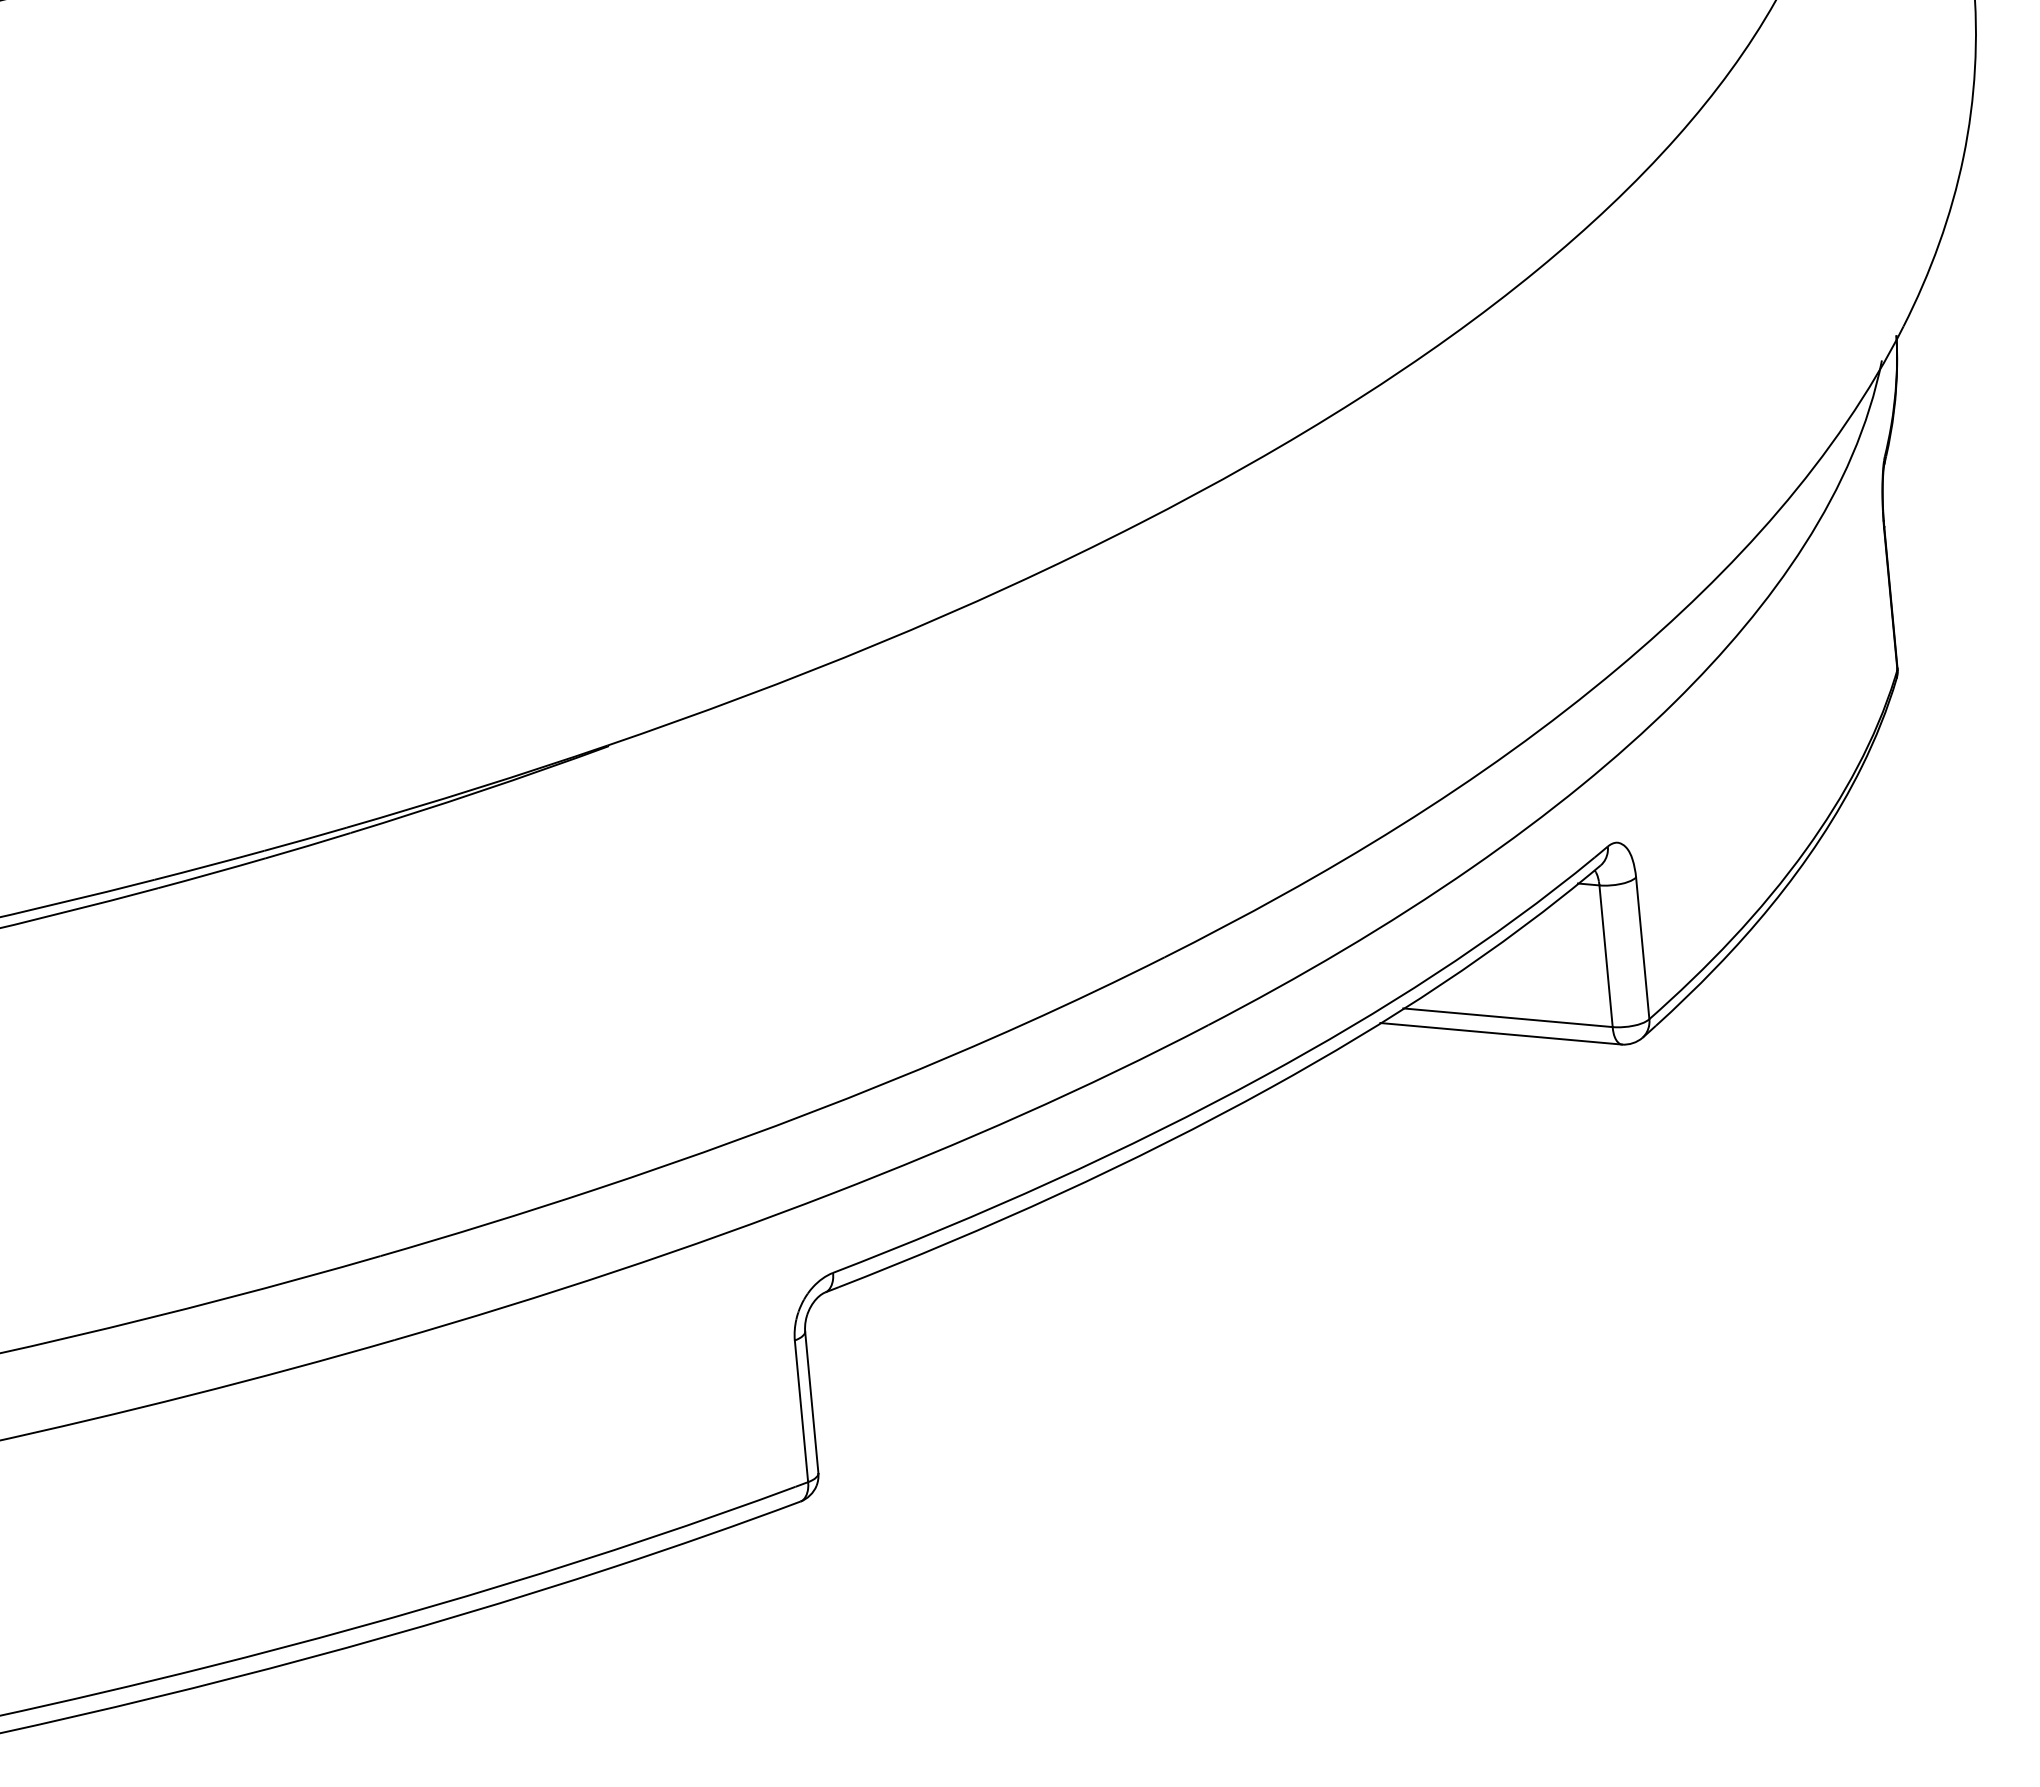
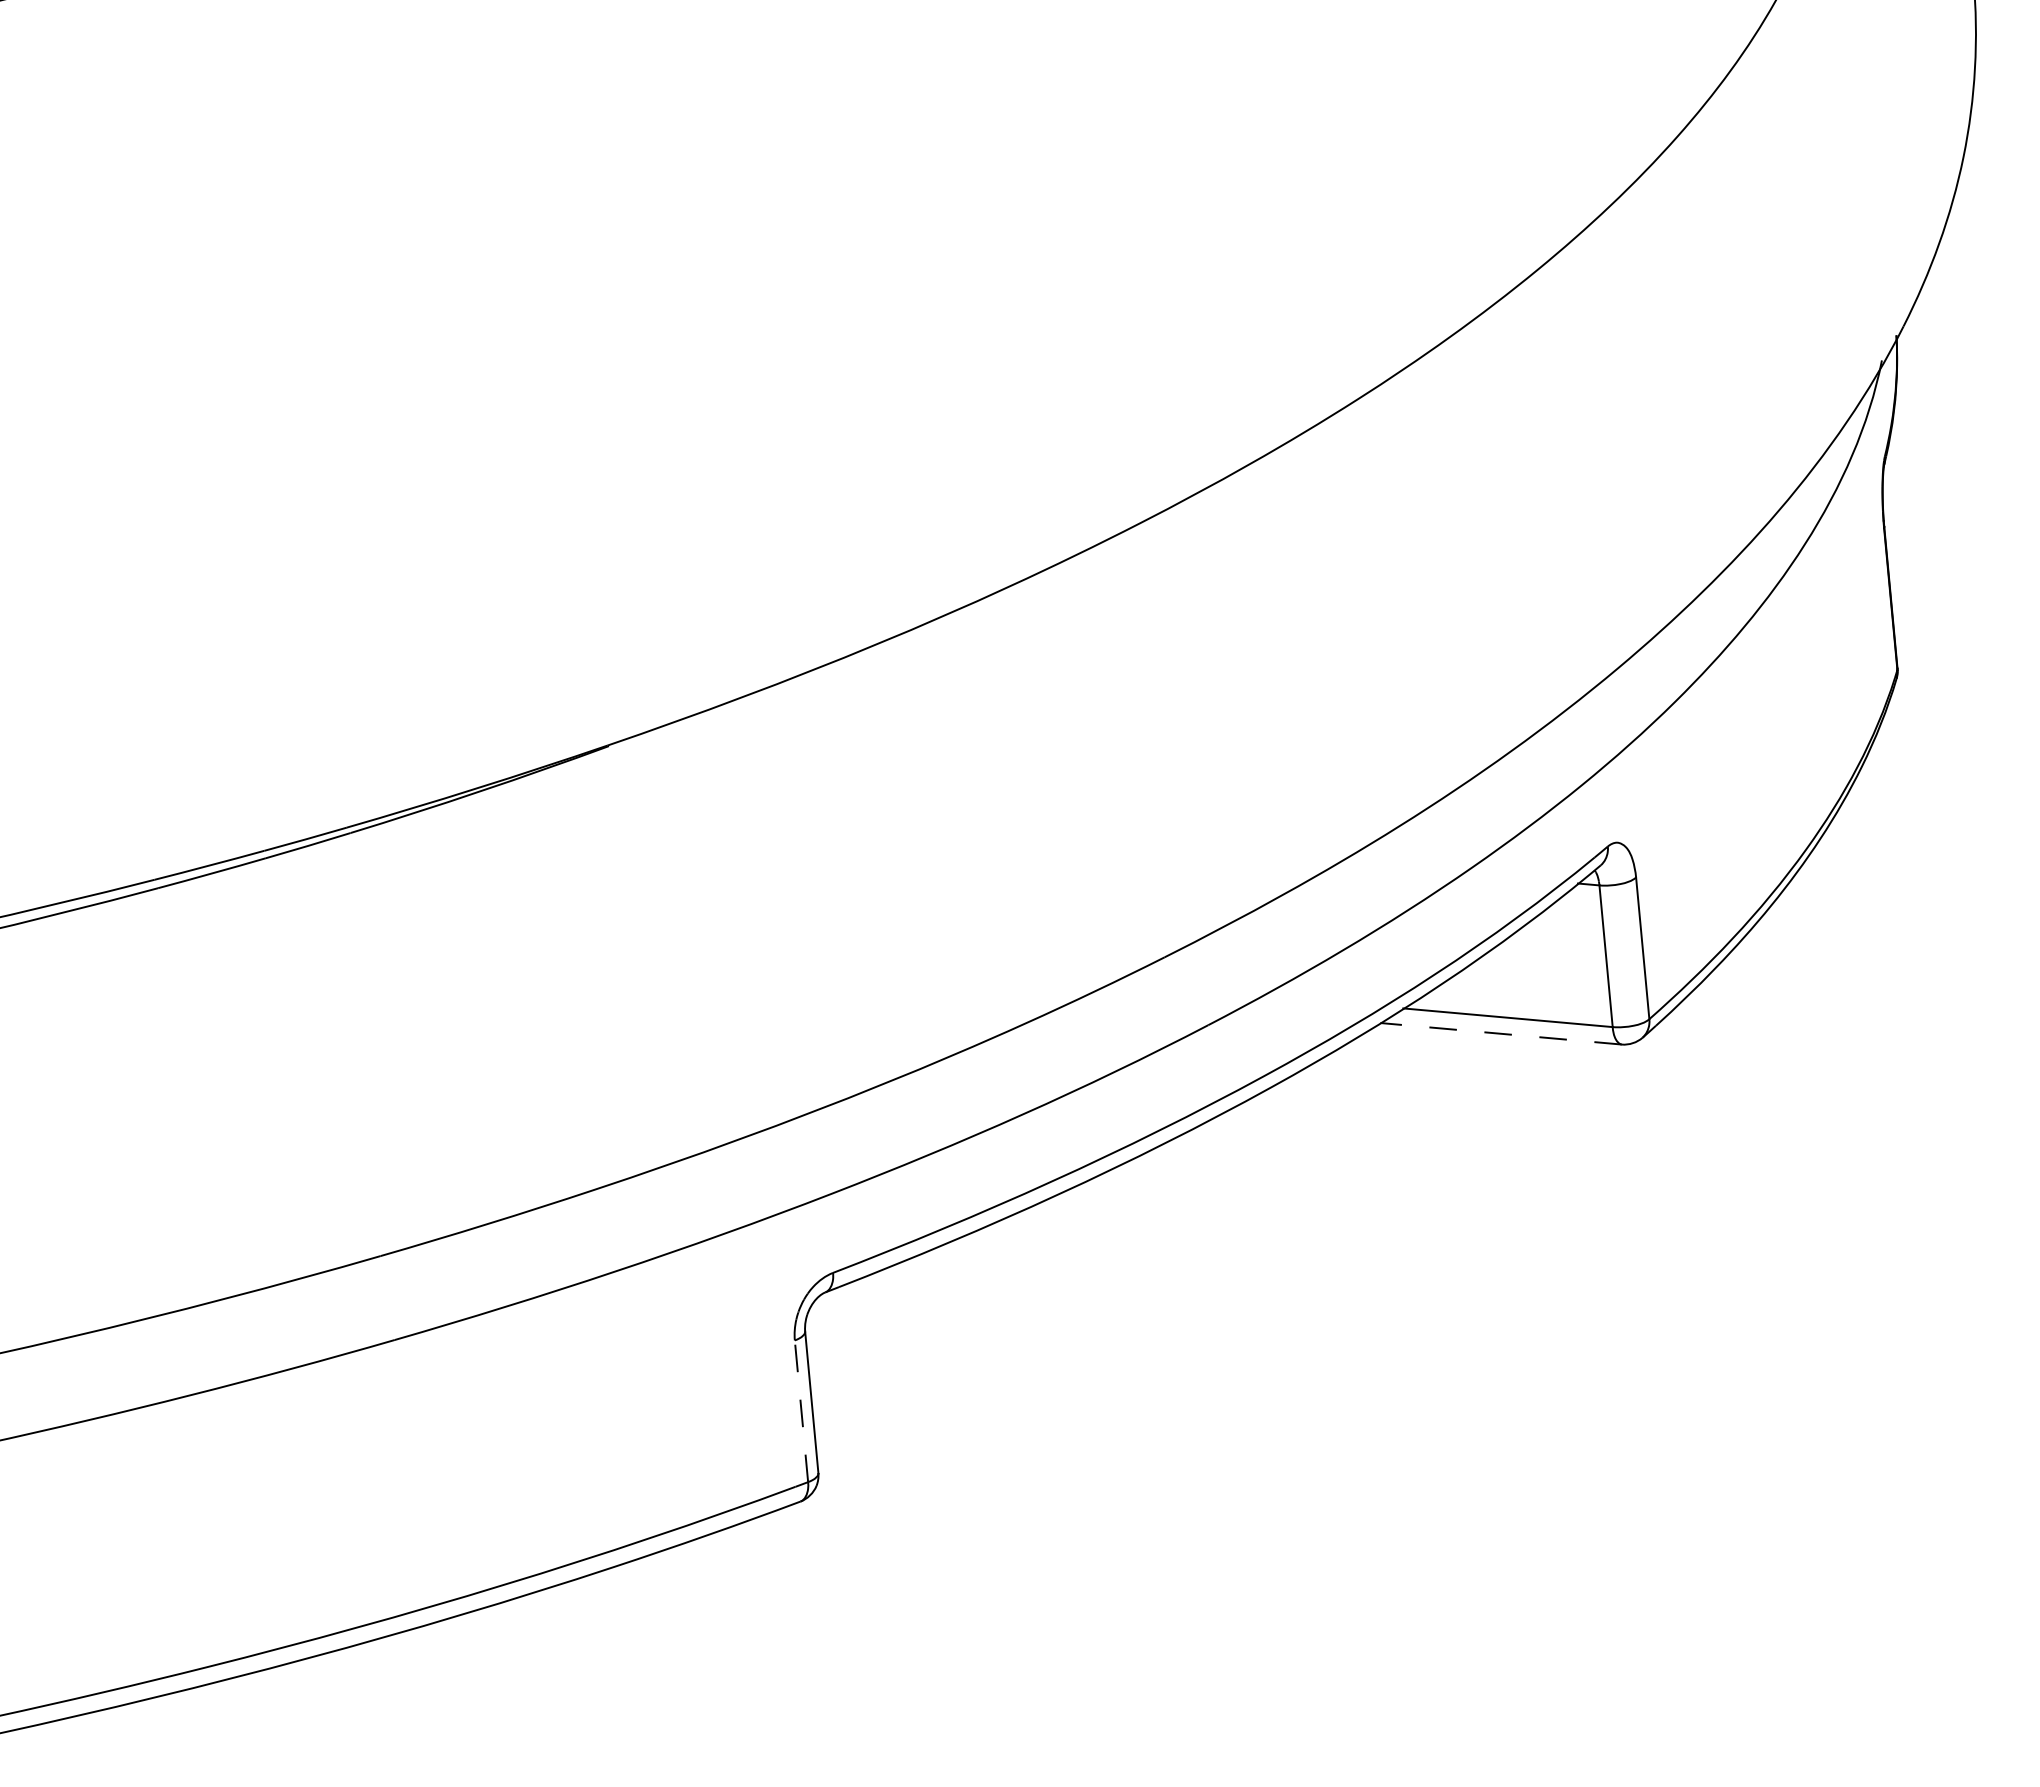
line: solid -> dashed (1500, 1033)
line: solid -> dashed (801, 1410)
